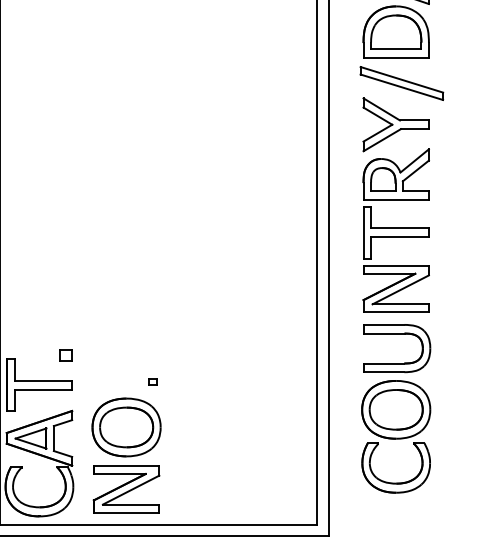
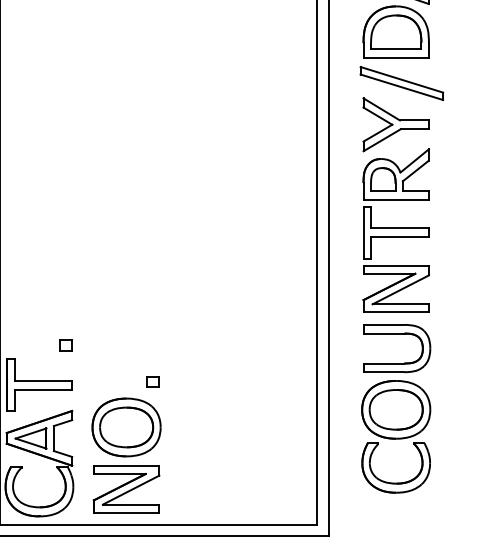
part position: (65, 355) -> (65, 345) (65, 345)
part size: 10x8 px -> 14x12 px (152, 381)
